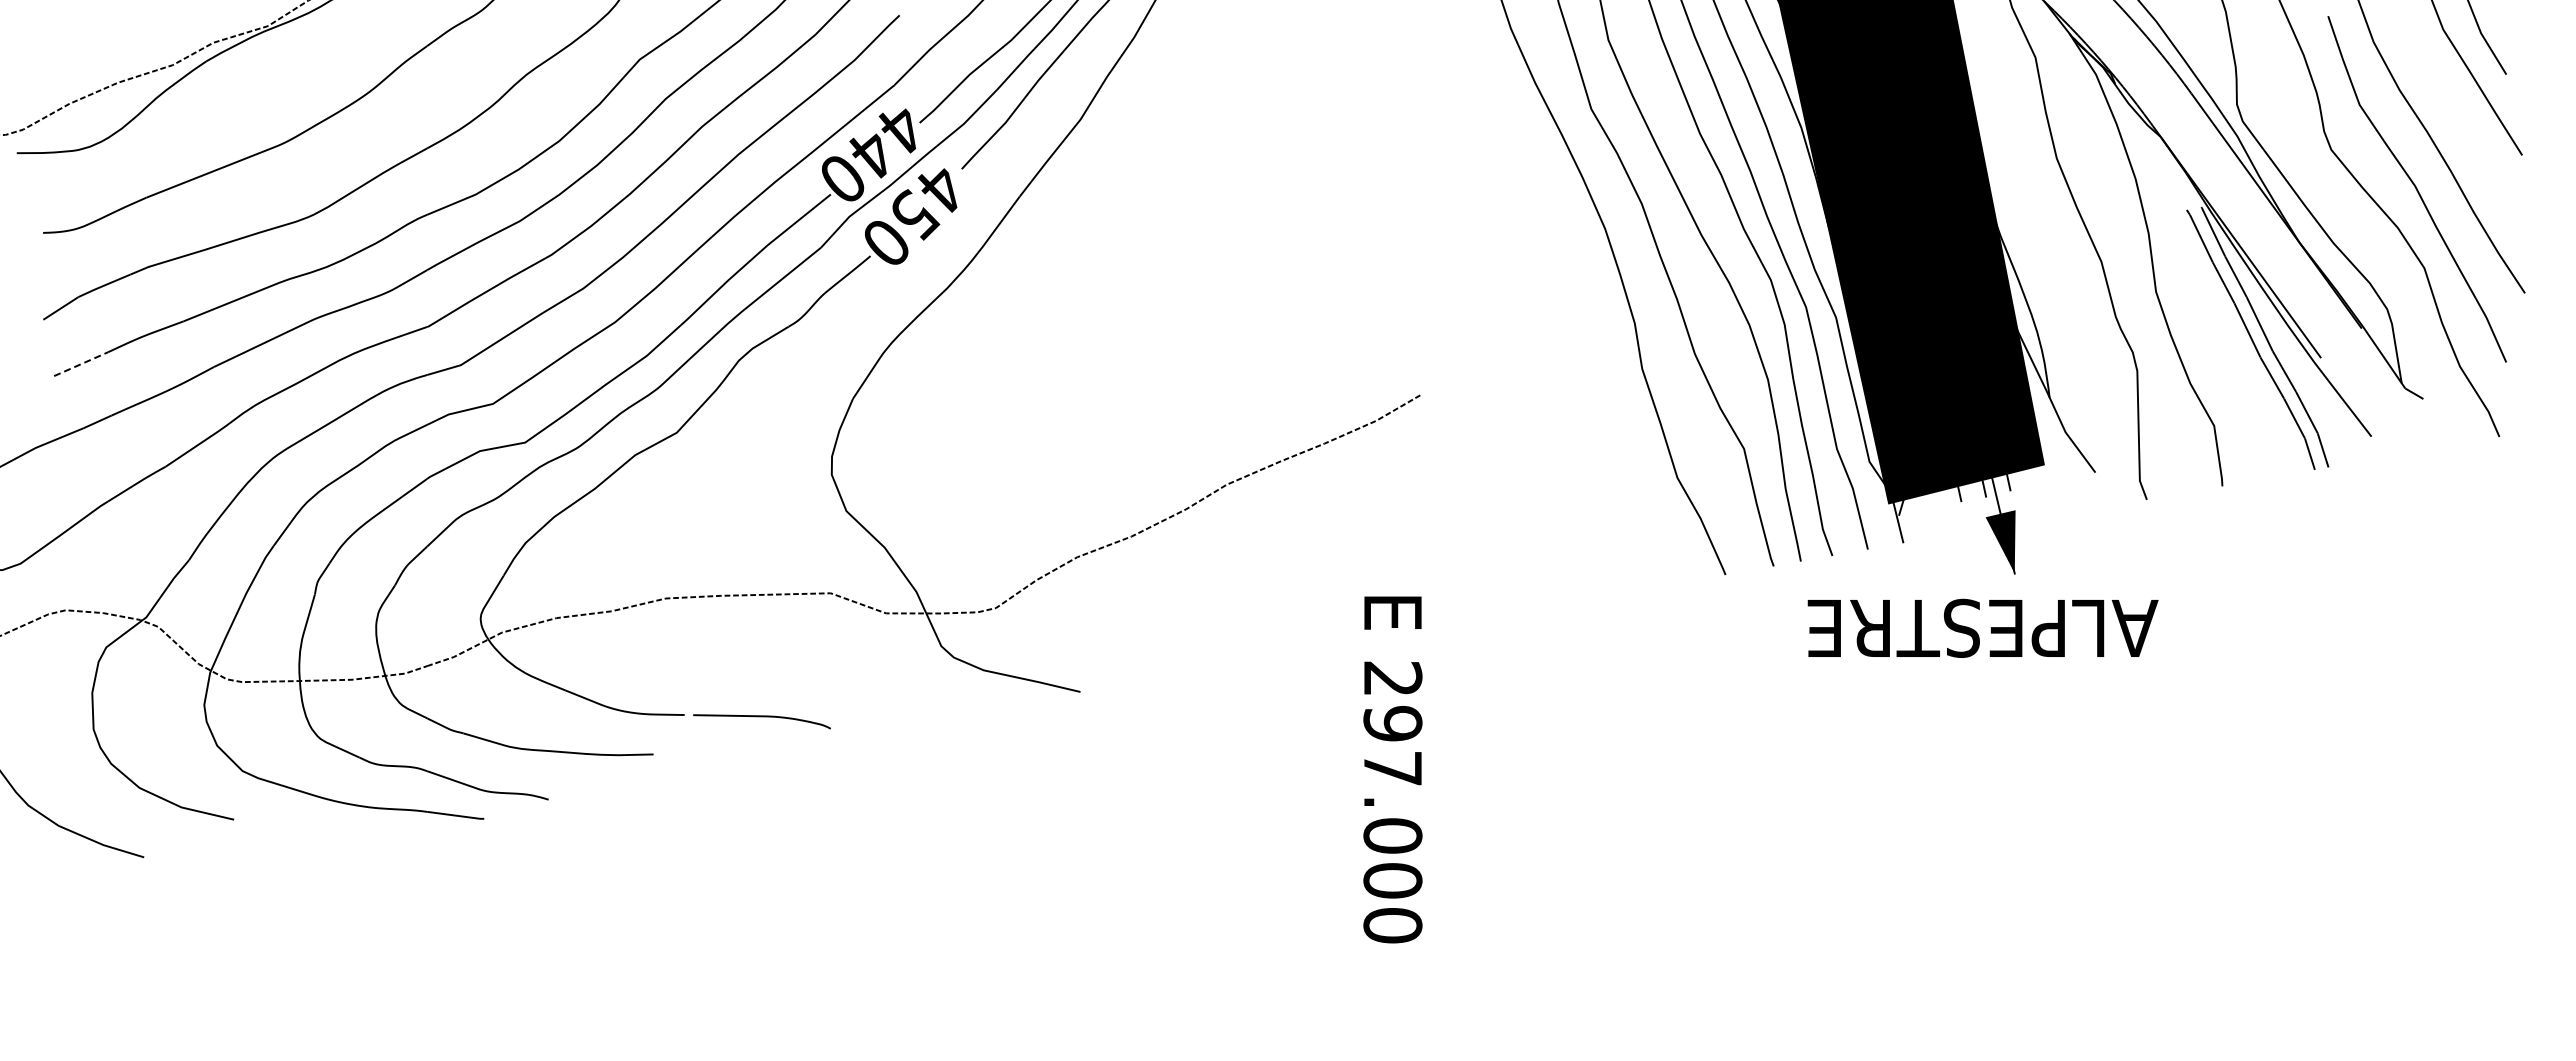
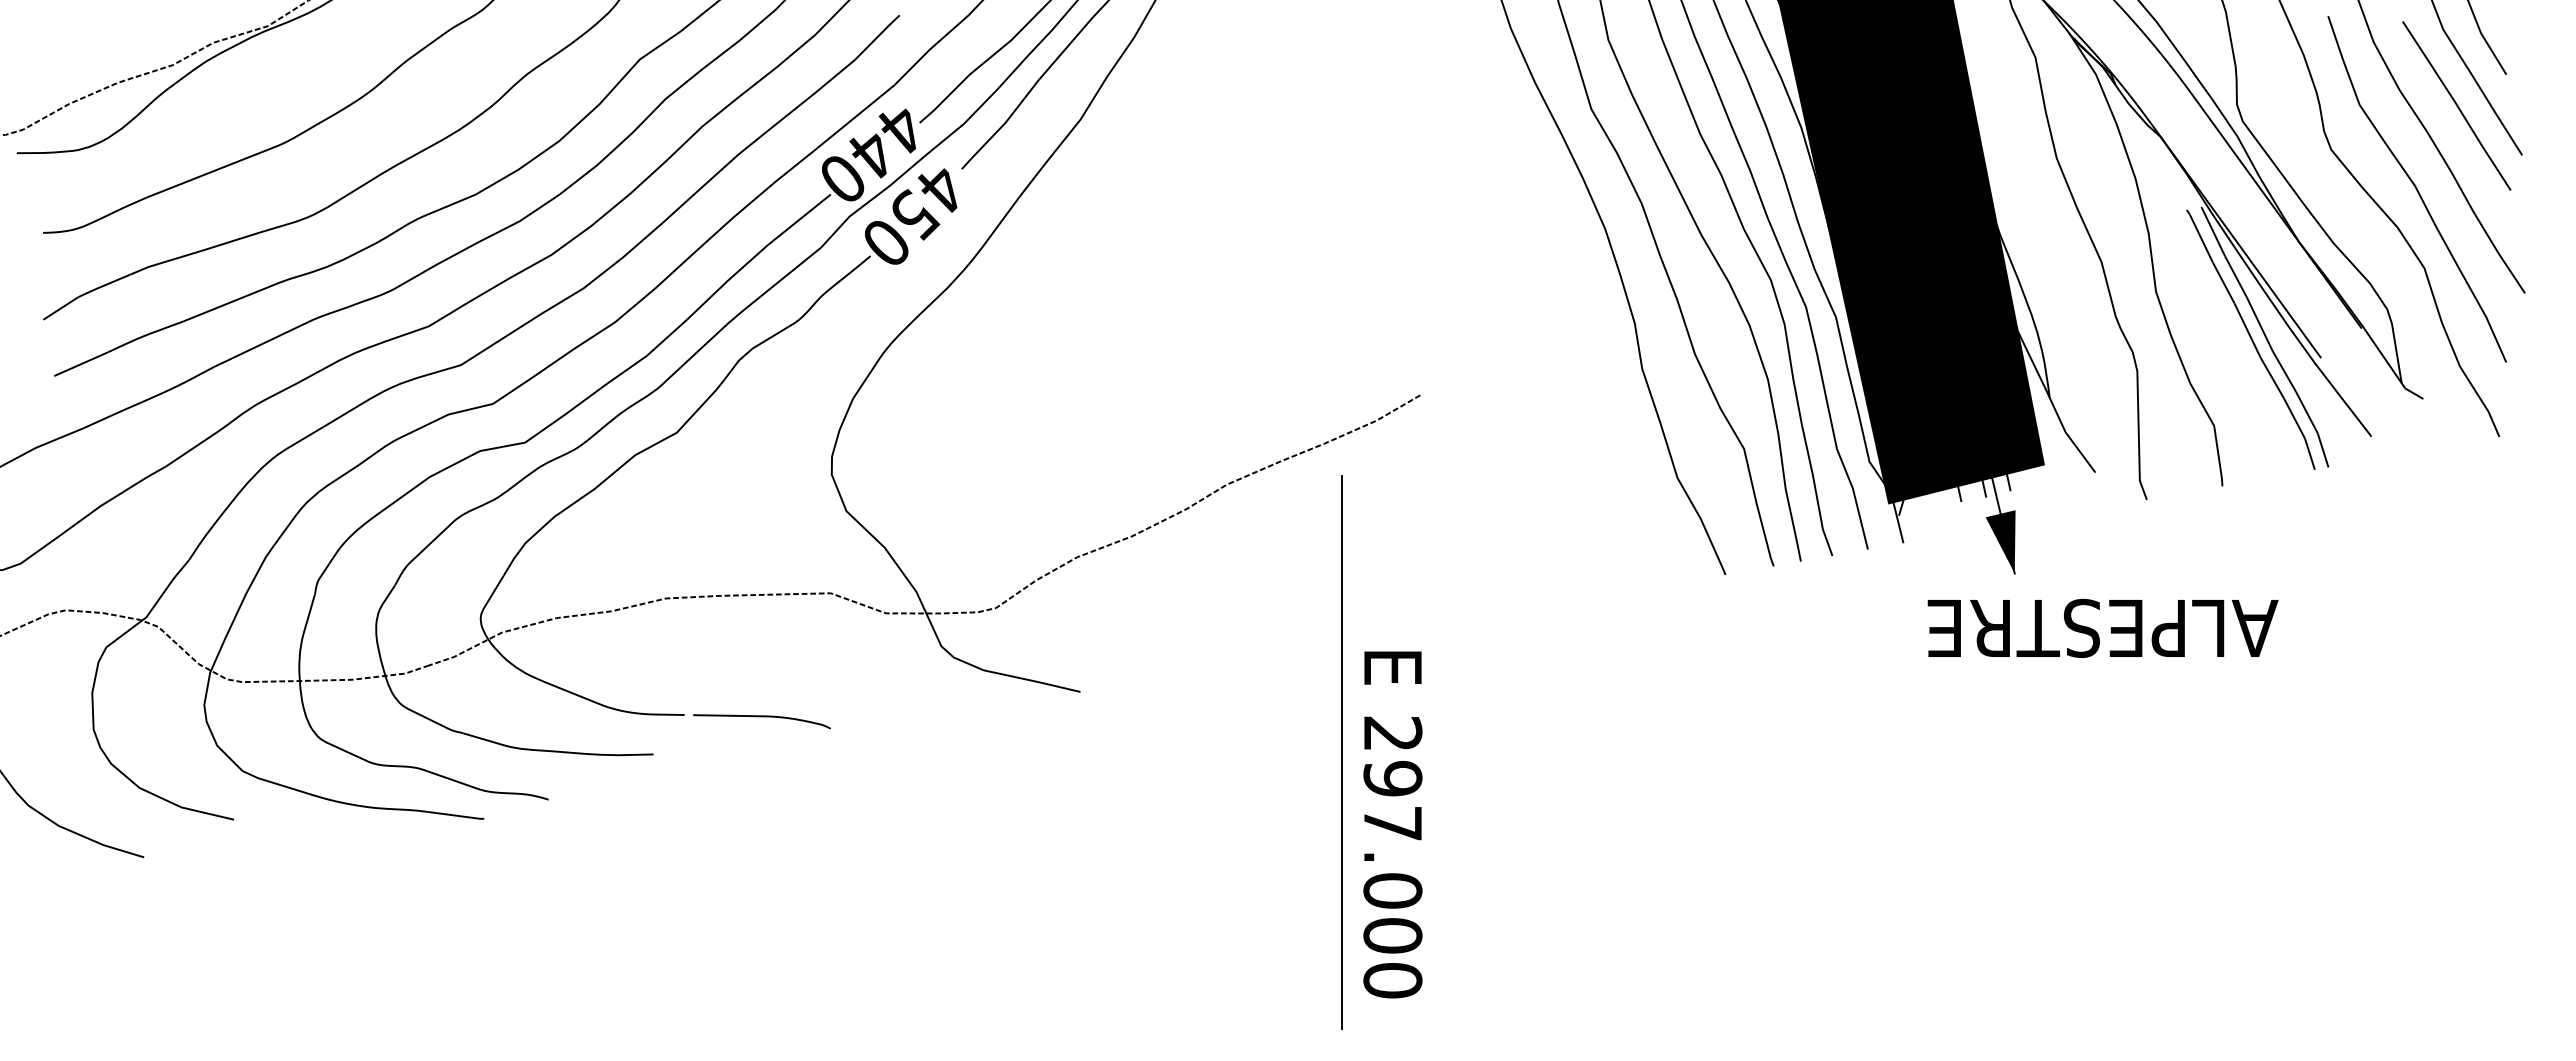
line: none -> present (2456, 105)
line: dashed -> solid (81, 364)
text position: (1982, 627) -> (2102, 627) (2102, 627)
line: none -> present (1341, 752)
text position: (1392, 769) -> (1392, 824) (1392, 824)
